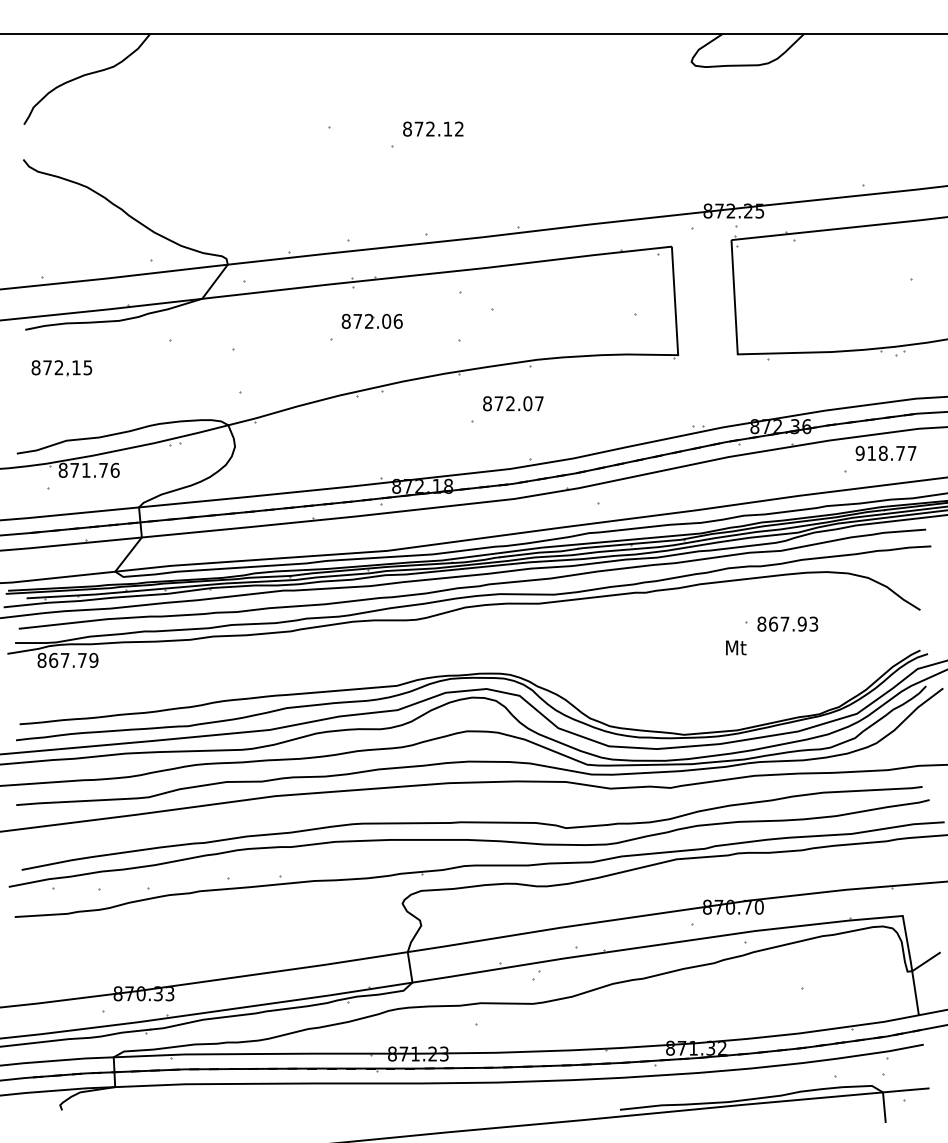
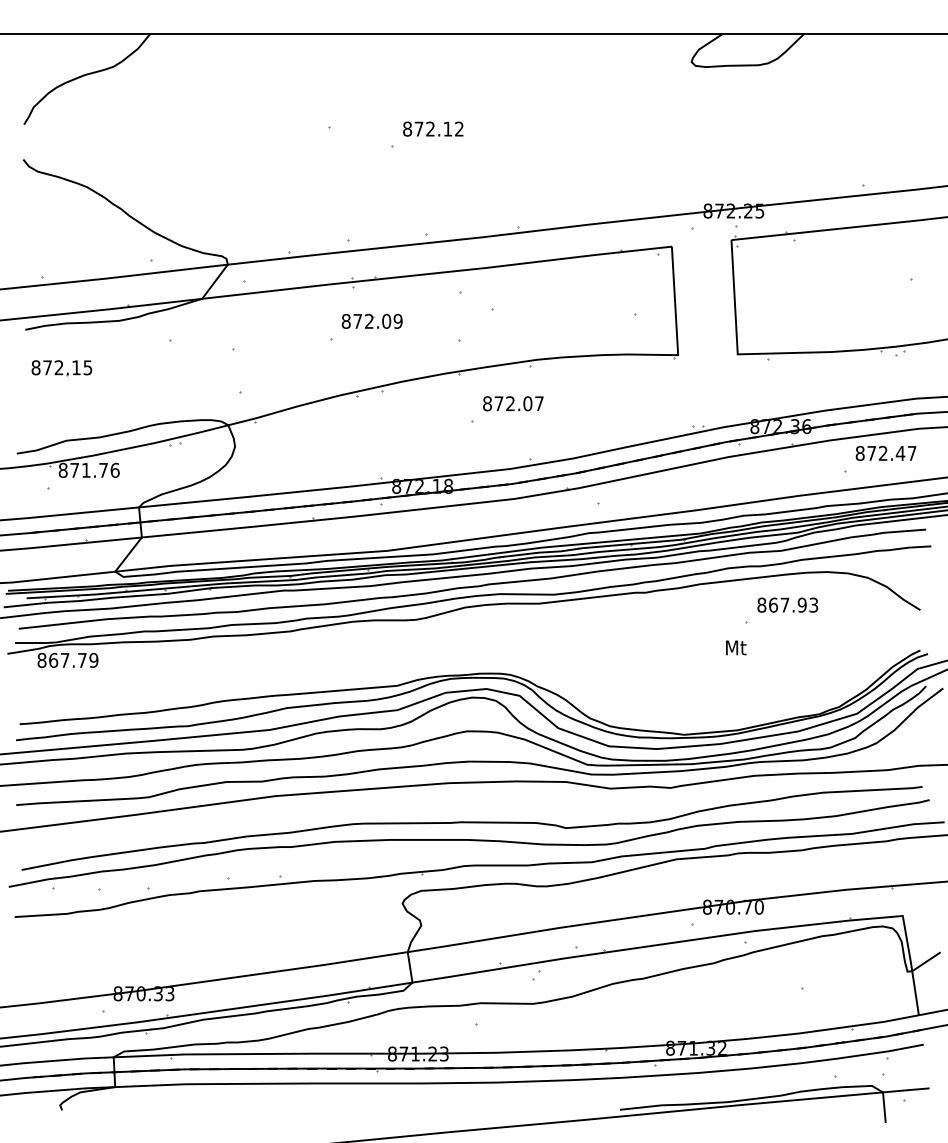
text: 872.06 -> 872.09 (397, 320)
text: 918.77 -> 872.47 (880, 453)
text position: (787, 623) -> (787, 604) (787, 604)
